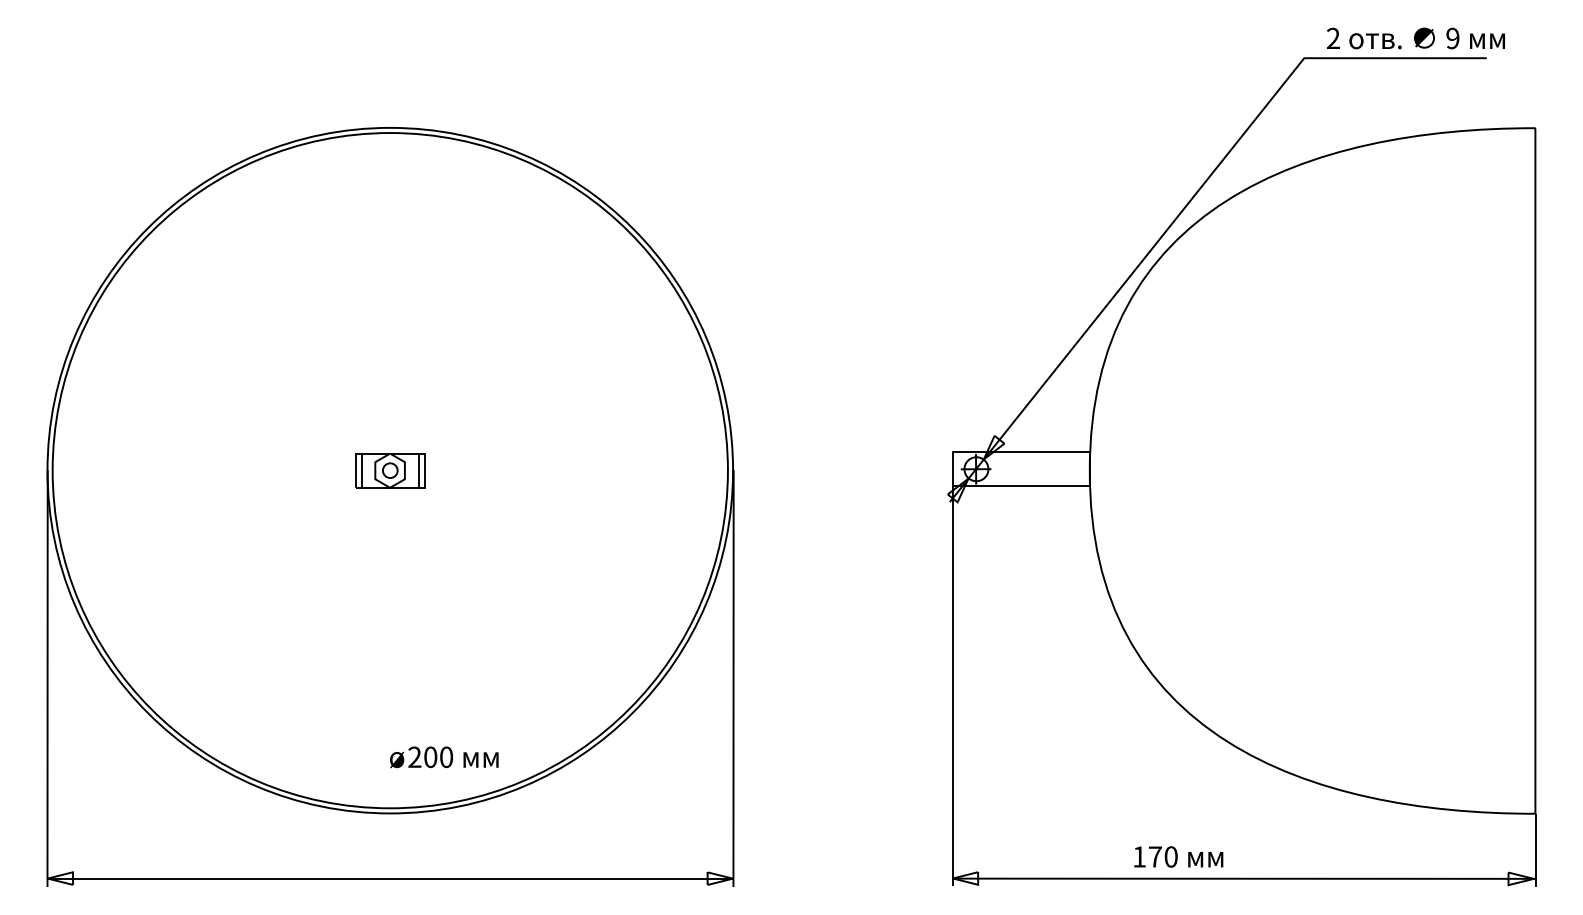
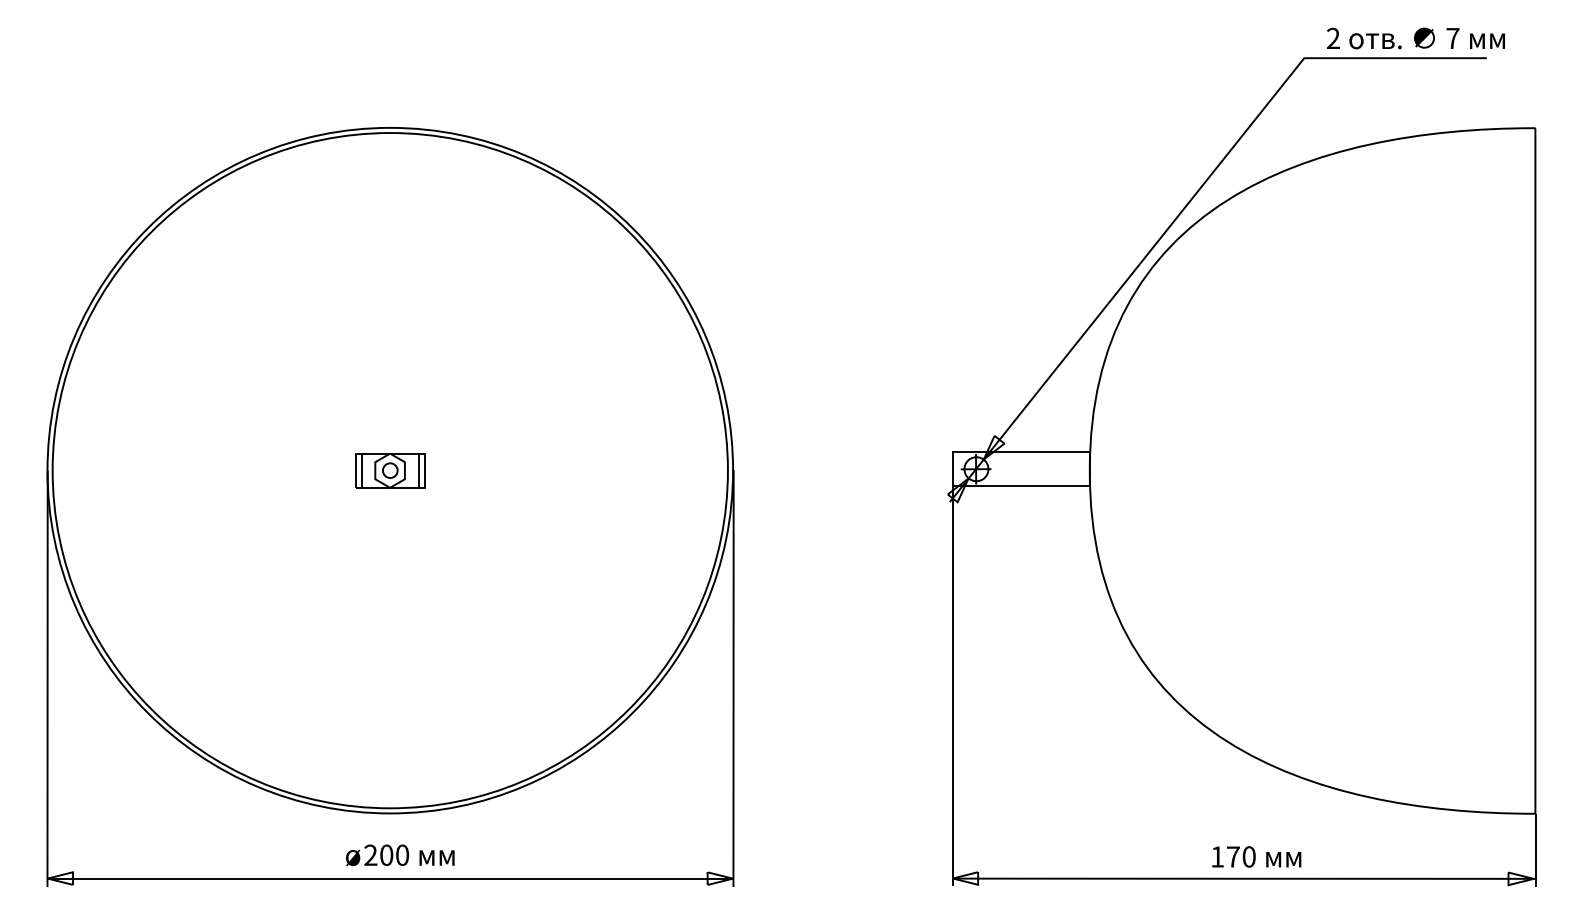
text: 9 -> 7 (1452, 38)
text position: (444, 757) -> (400, 855) (400, 855)
text position: (1178, 856) -> (1256, 856) (1256, 856)
